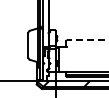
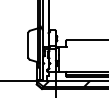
line: dashed -> solid (87, 40)
